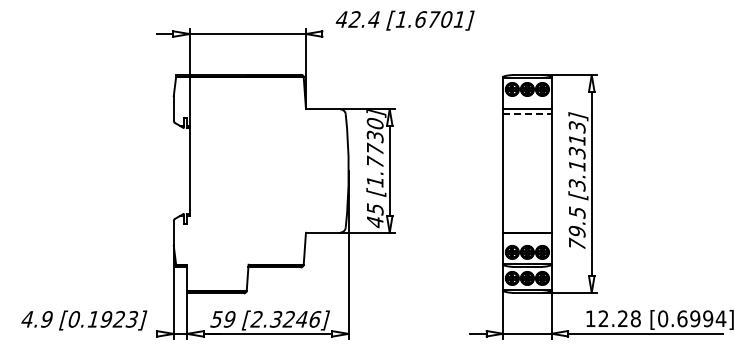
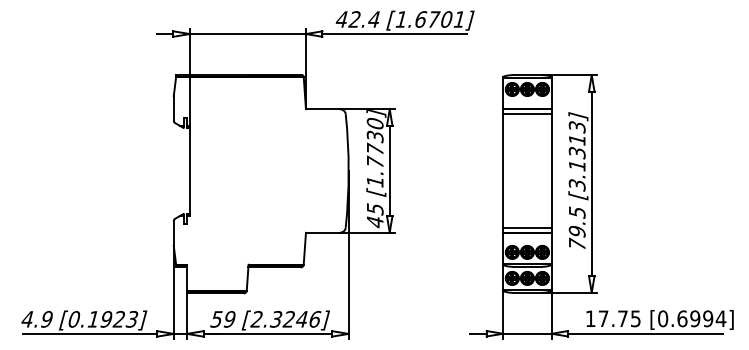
line: none -> present (394, 34)
line: dashed -> solid (527, 114)
line: none -> present (527, 227)
text: 12.28 -> 17.75 (619, 318)
line: none -> present (89, 333)
